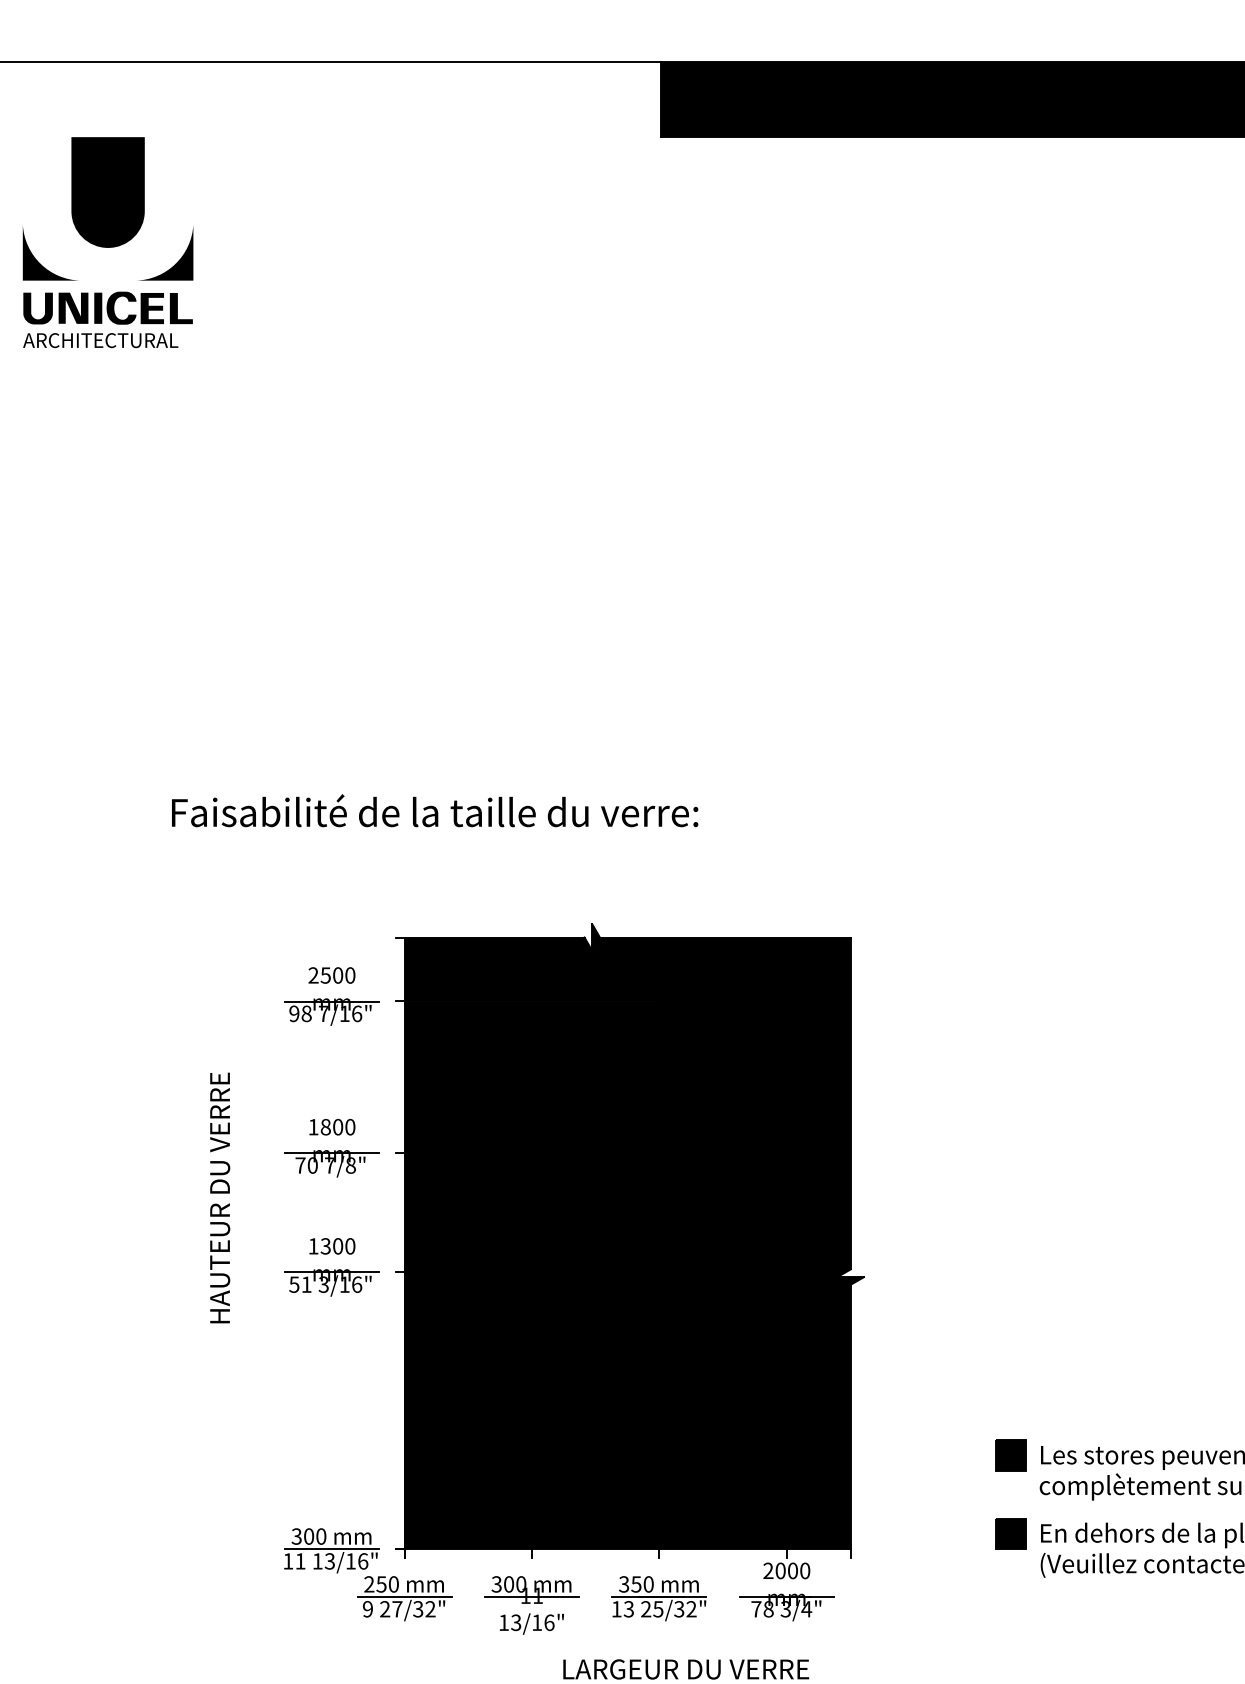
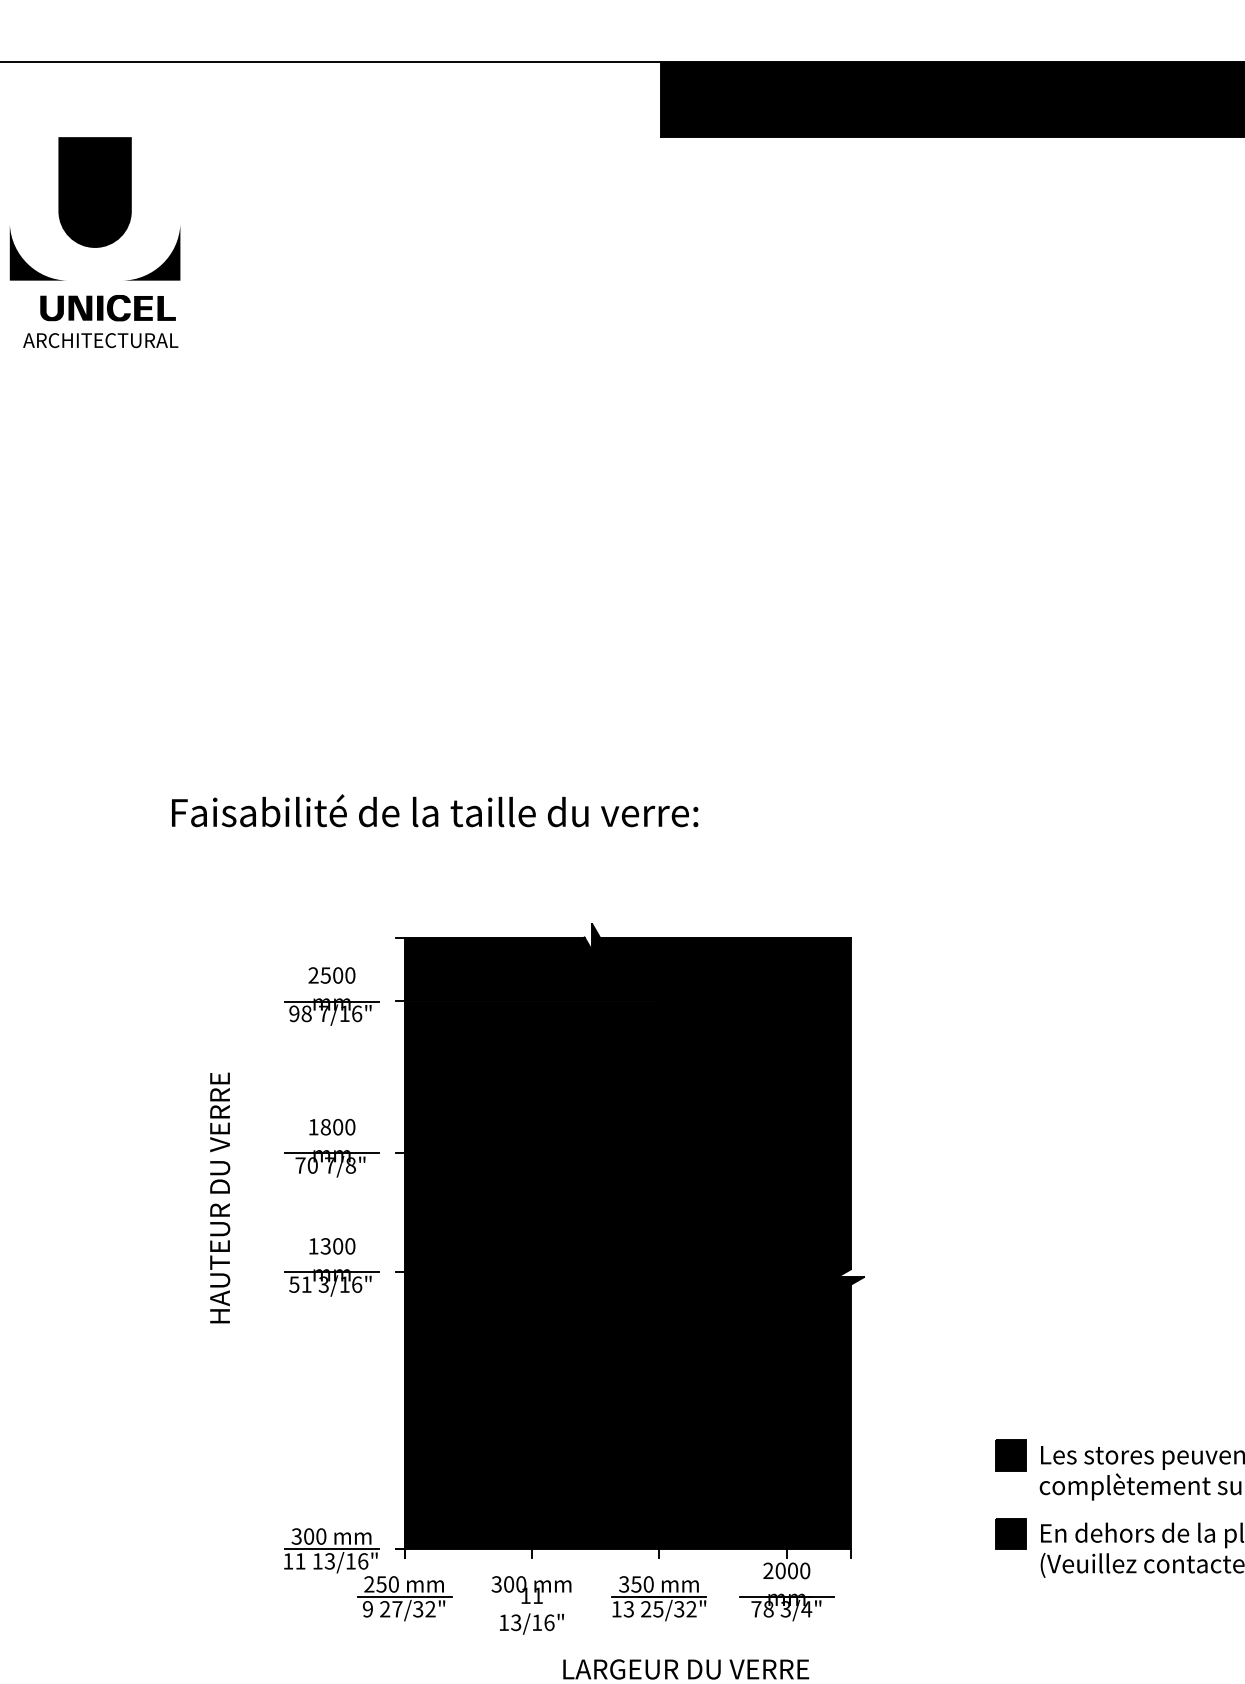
part position: (107, 208) -> (94, 208) (94, 208)
part size: 170x34 px -> 136x27 px (107, 308)
line: present -> none (532, 1597)
